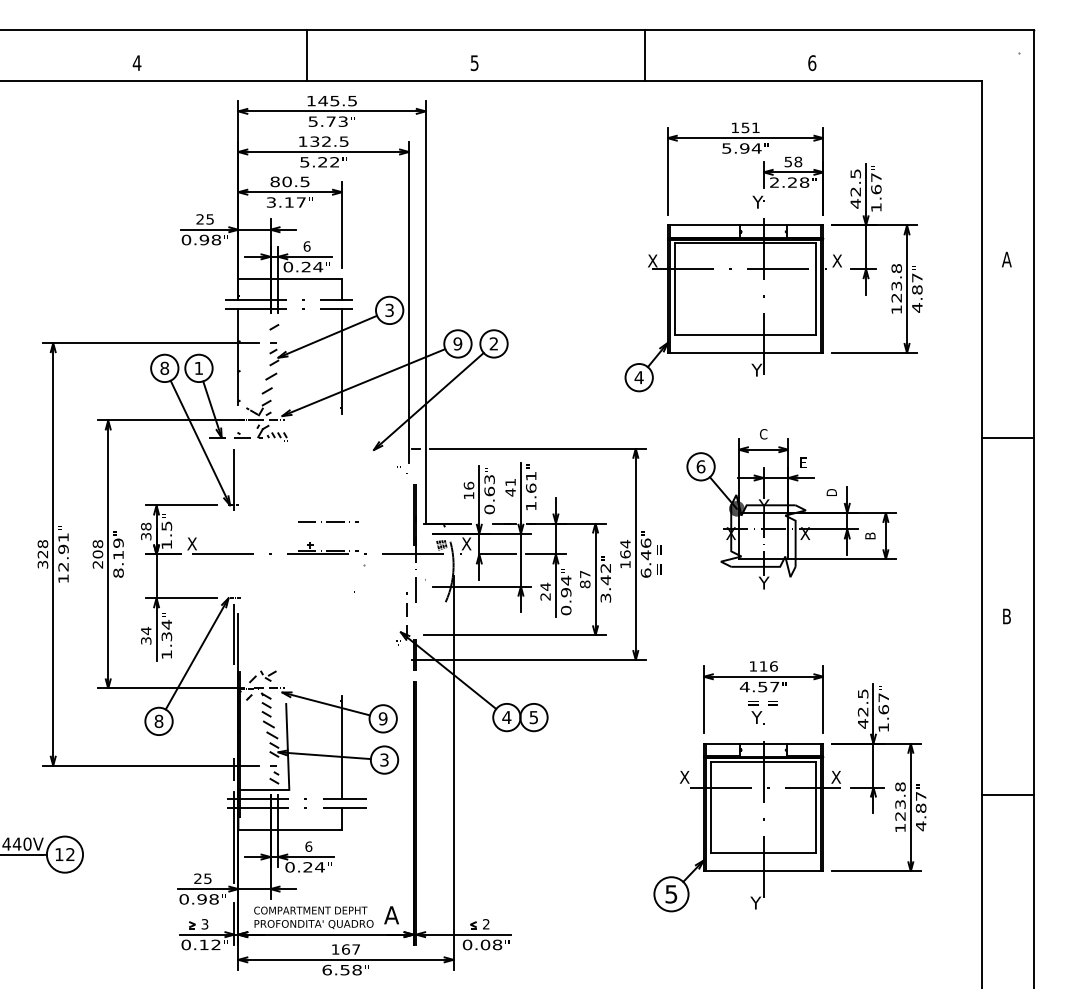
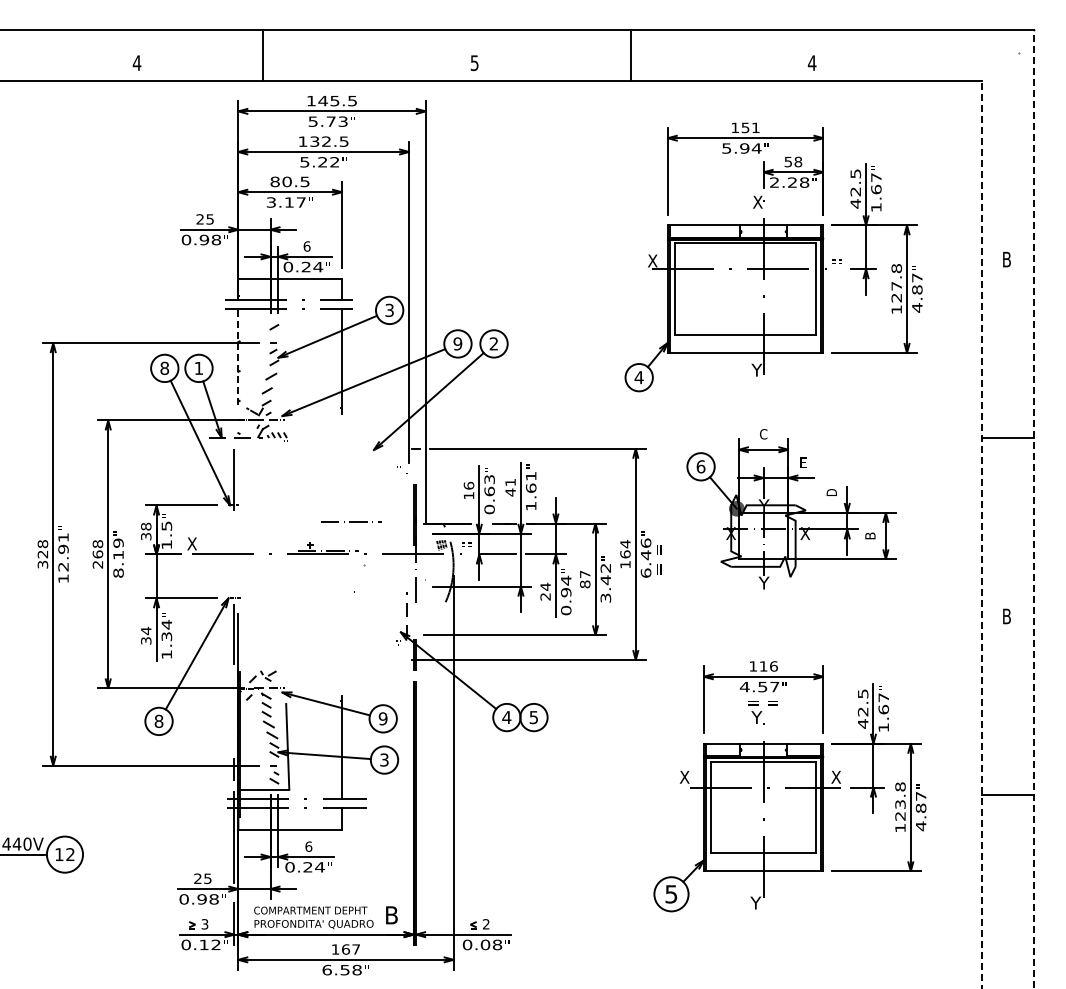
line position: (307, 55) -> (263, 55) (263, 55)
line position: (644, 55) -> (630, 55) (630, 55)
text: 6 -> 4 (811, 63)
text: Y -> X (757, 201)
text: A -> B (1006, 259)
text: X -> = = (837, 260)
text: 123.8 -> 127.8 (896, 285)
line: solid -> dashed (238, 356)
line: solid -> dashed (1034, 508)
line position: (328, 521) -> (351, 521) (351, 521)
line: solid -> dashed (982, 535)
text: X -> = = (466, 543)
text: 208 -> 268 (97, 554)
text: A -> B (391, 915)
